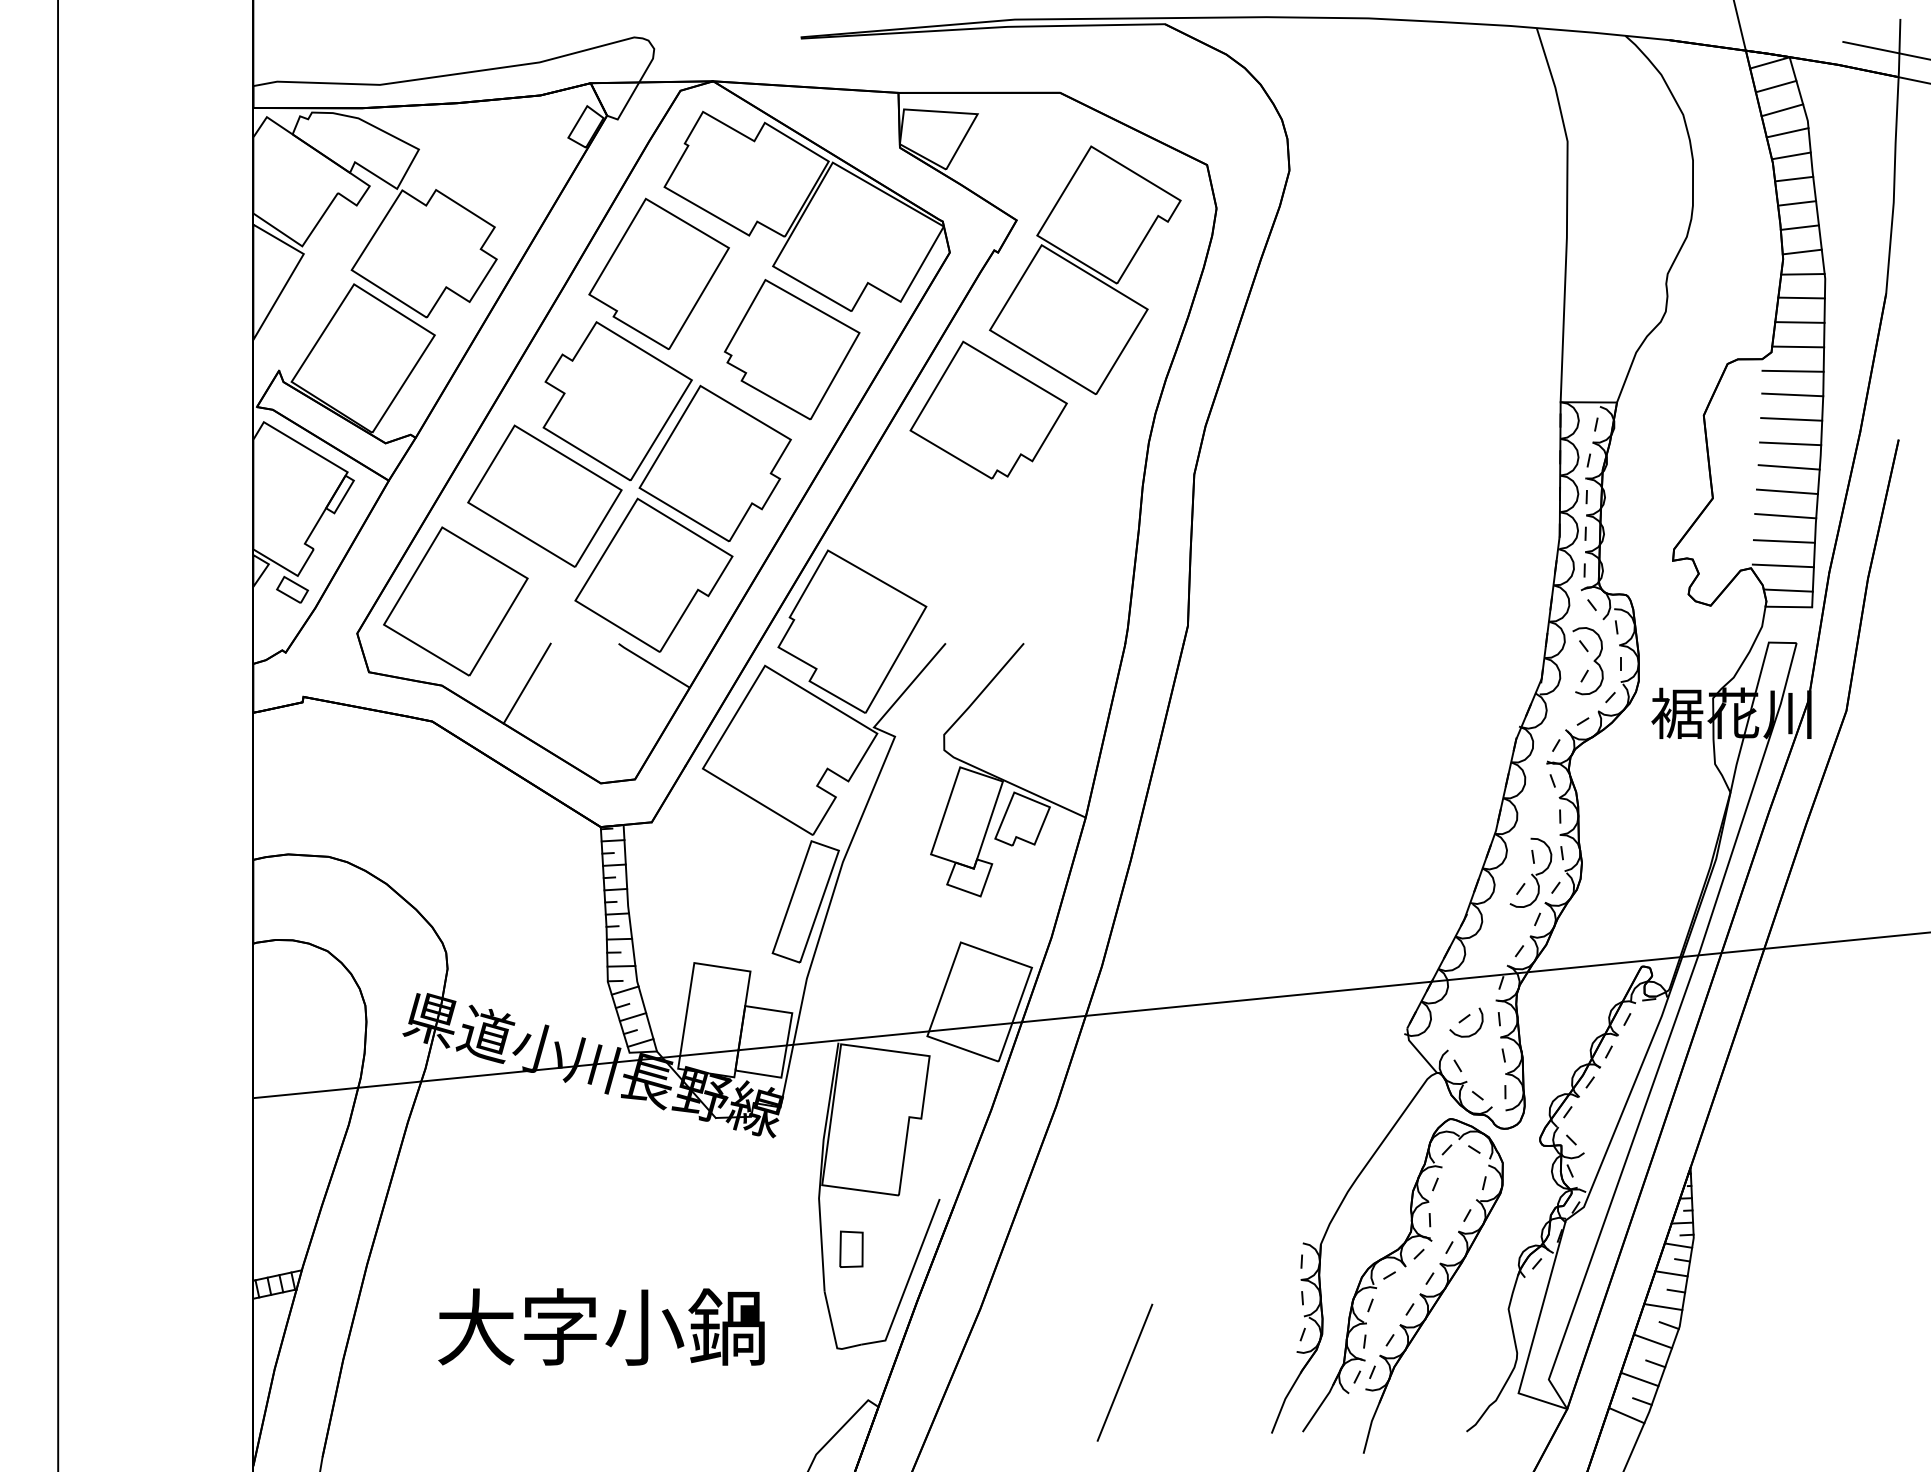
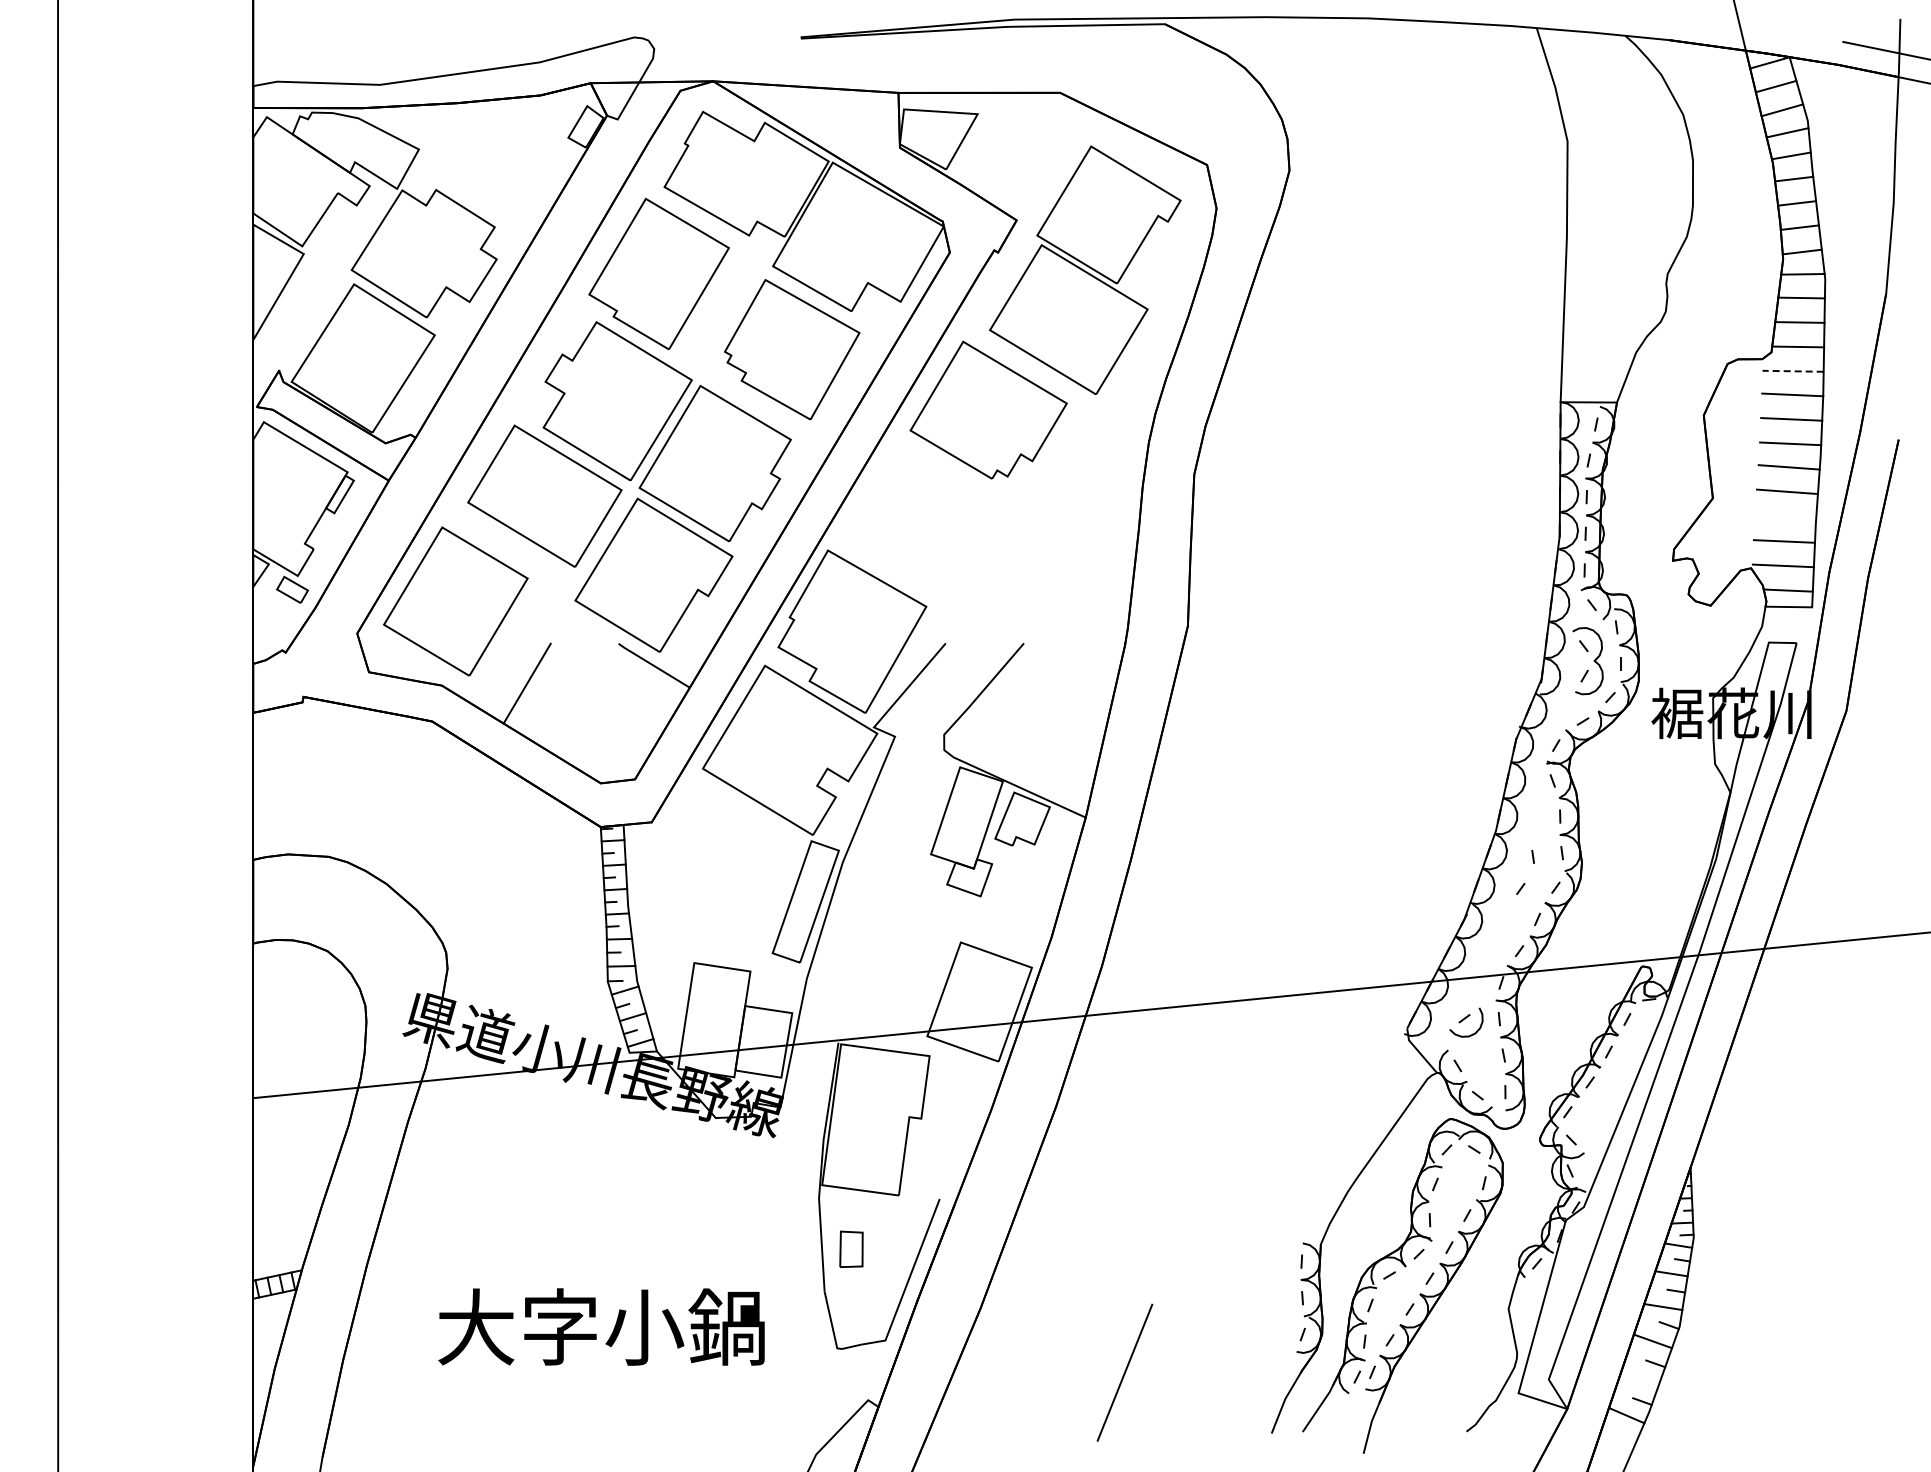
line: solid -> dashed (1793, 371)
line: present -> none (1785, 515)
part: present -> none (1530, 872)
line: present -> none (1639, 1379)
